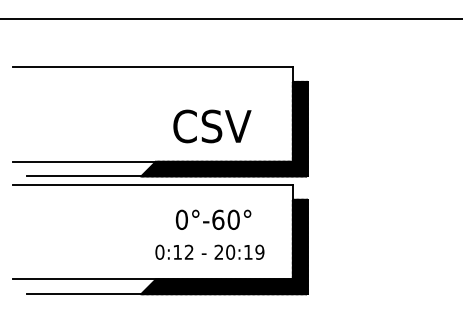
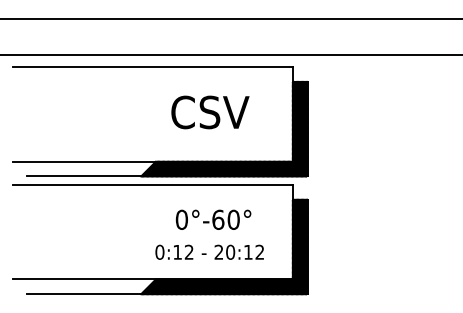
line: none -> present (230, 54)
text position: (212, 126) -> (210, 112) (210, 112)
text: 20:19 -> 20:12 (259, 251)
